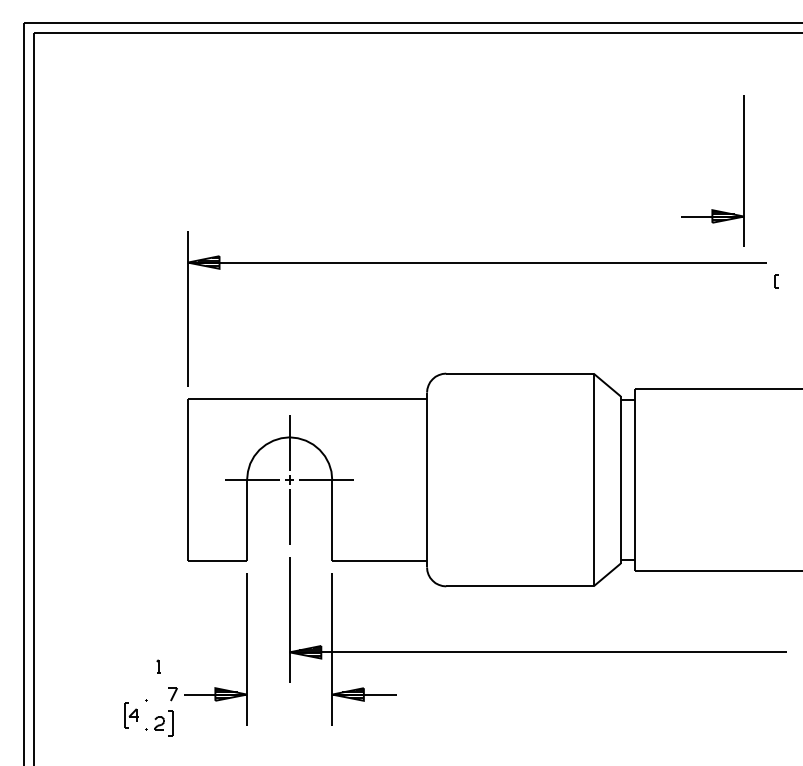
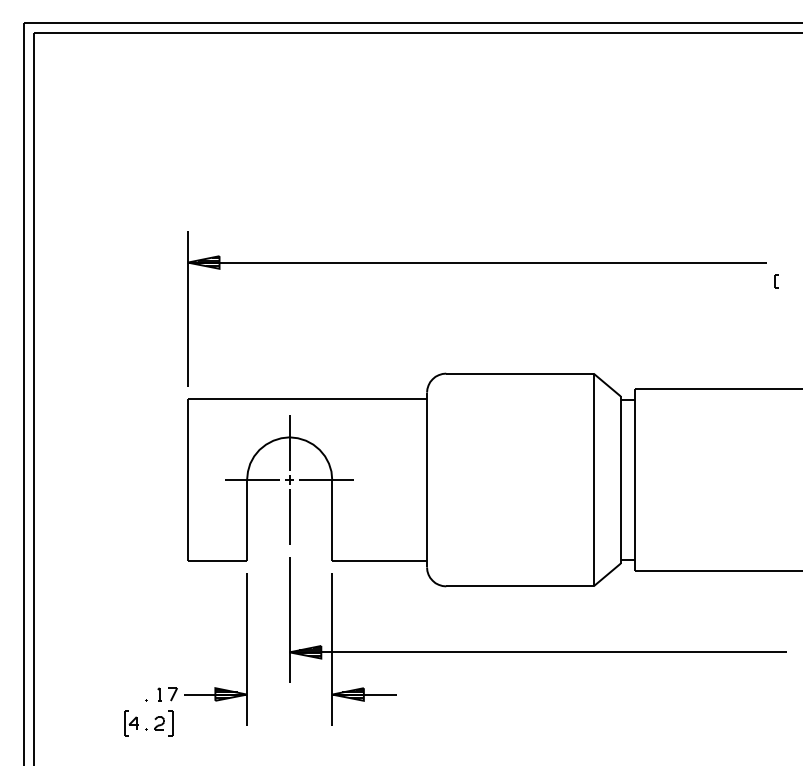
part: present -> none (743, 171)
part position: (158, 666) -> (159, 694) (159, 694)
part position: (131, 715) -> (131, 723) (131, 723)
